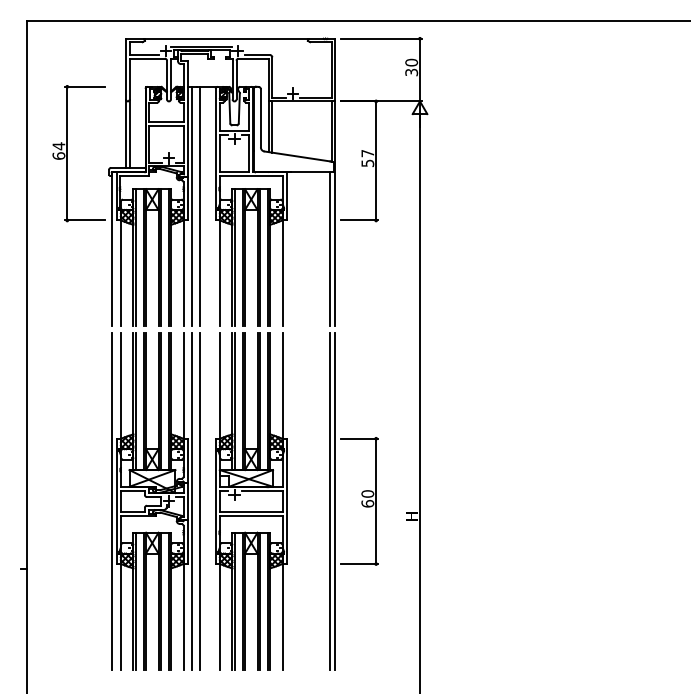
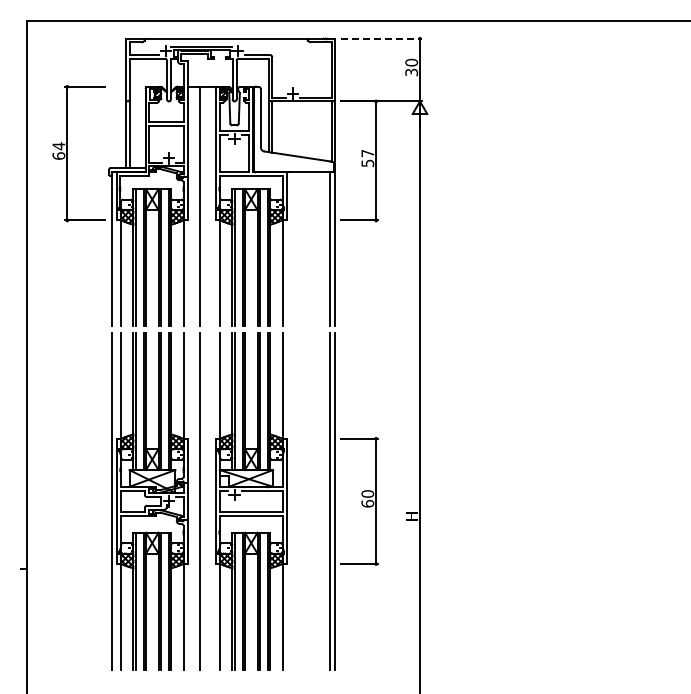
line: solid -> dashed (382, 38)
line: present -> none (192, 206)
line: present -> none (192, 501)
